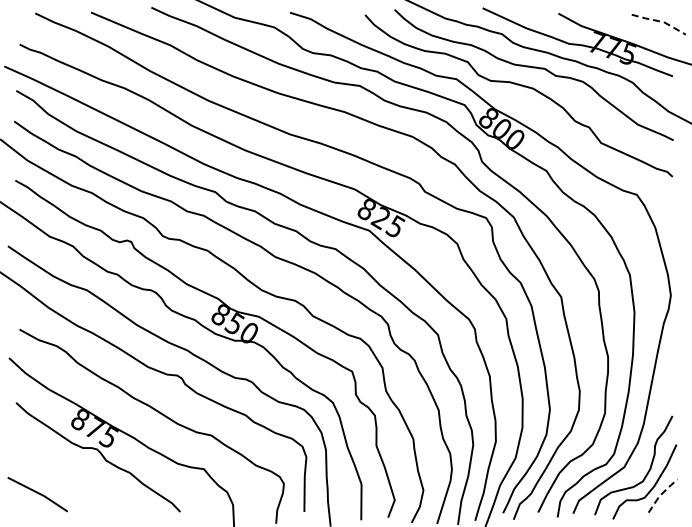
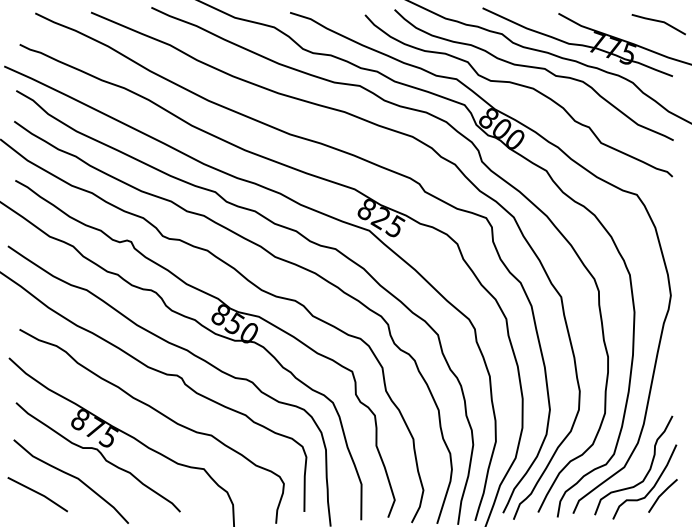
line: dashed -> solid (660, 21)
curve: none -> present (72, 477)
line: dashed -> solid (661, 494)
